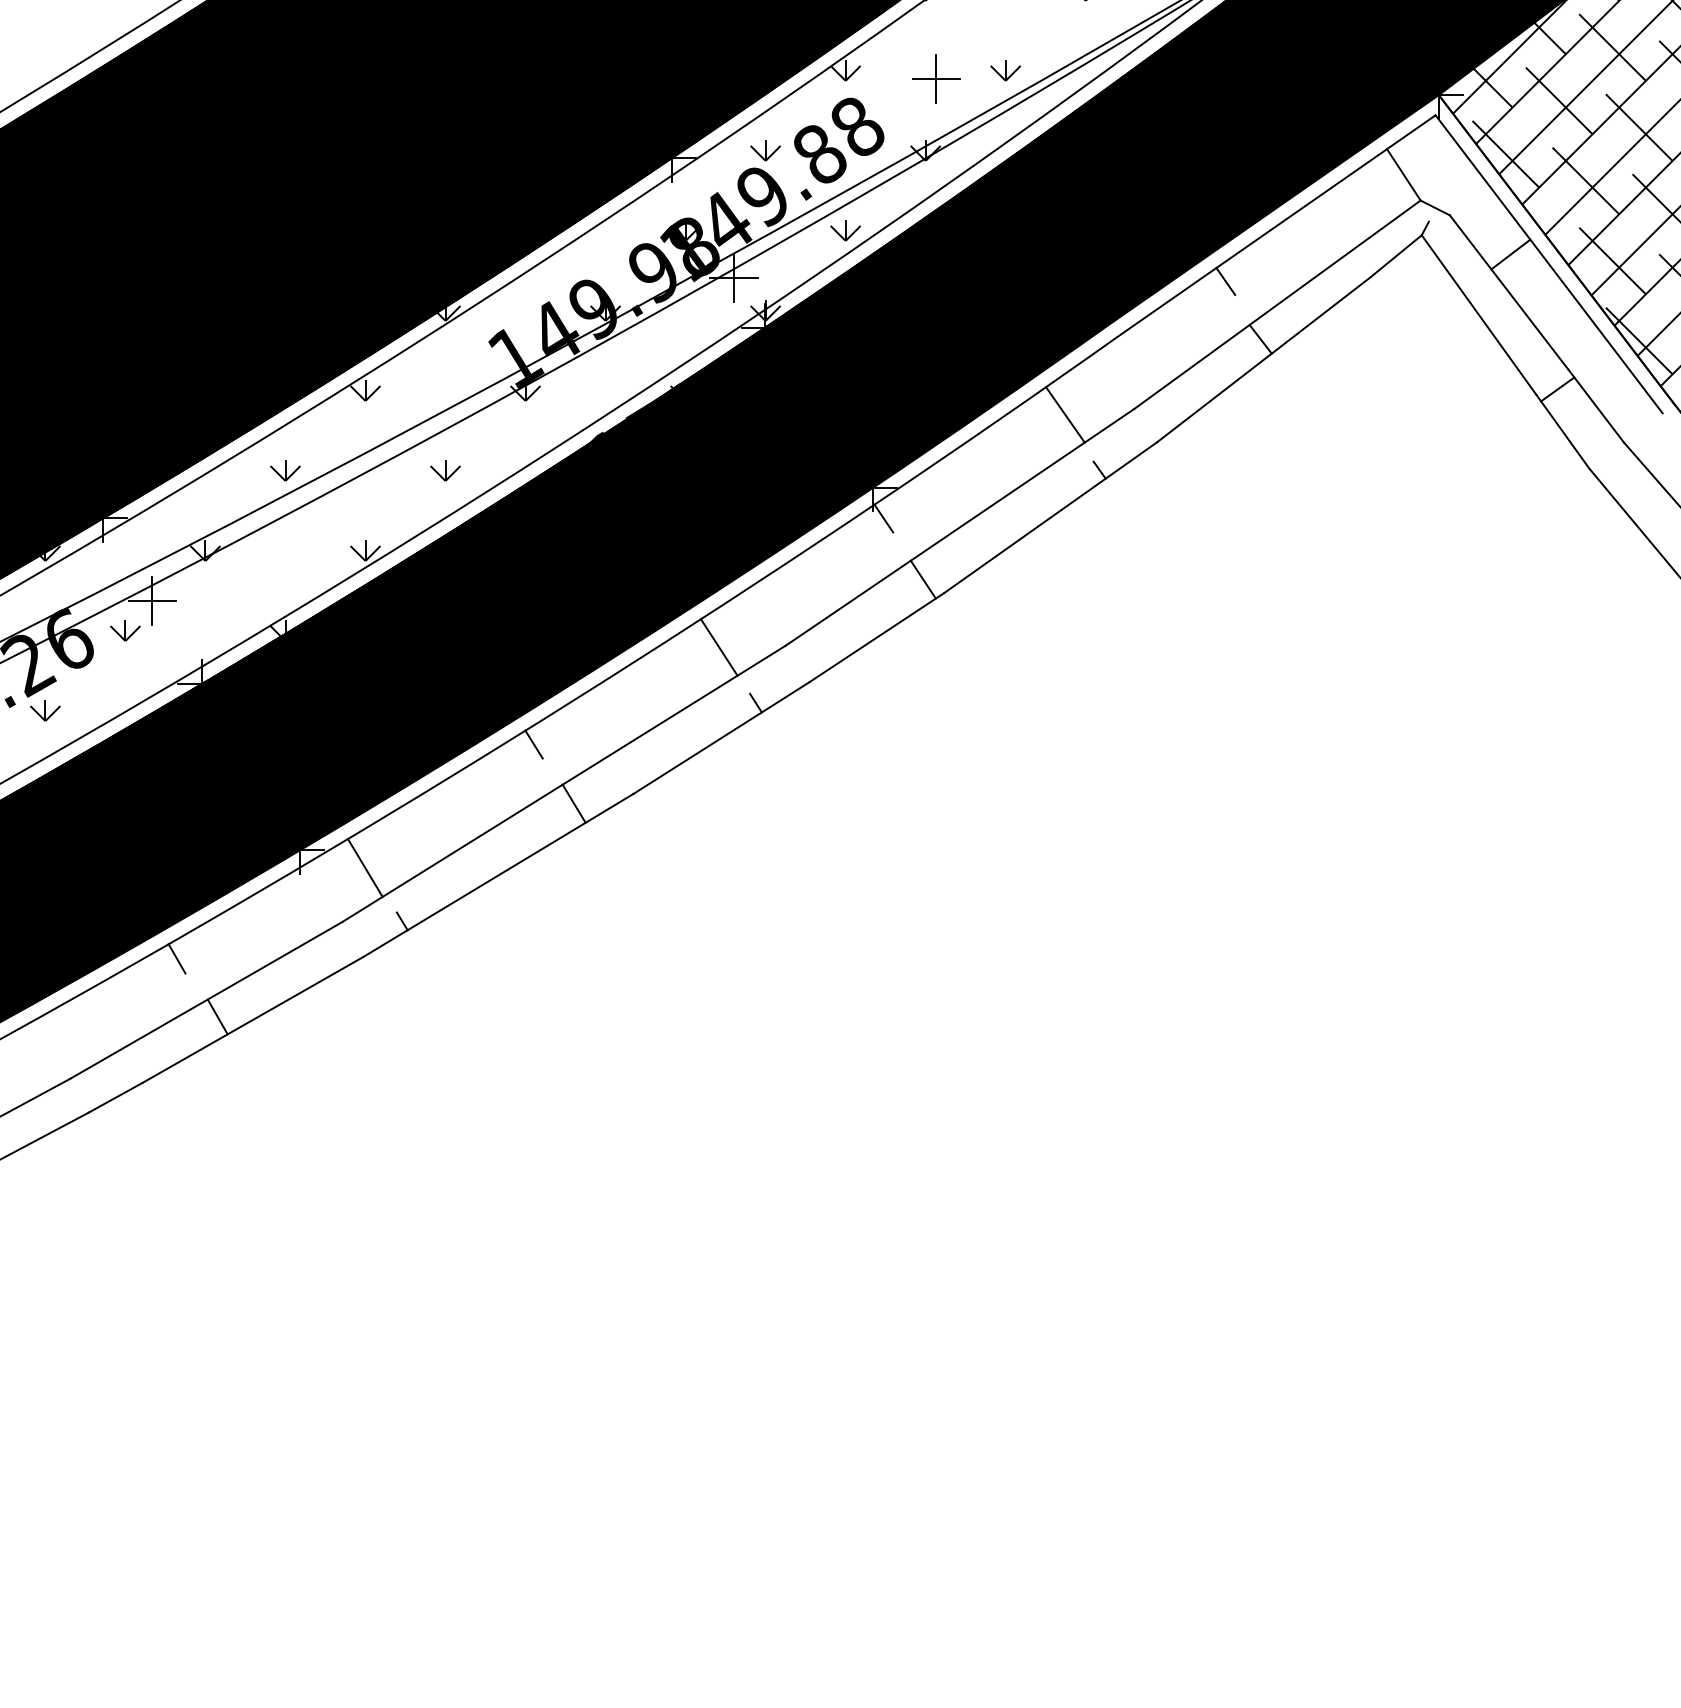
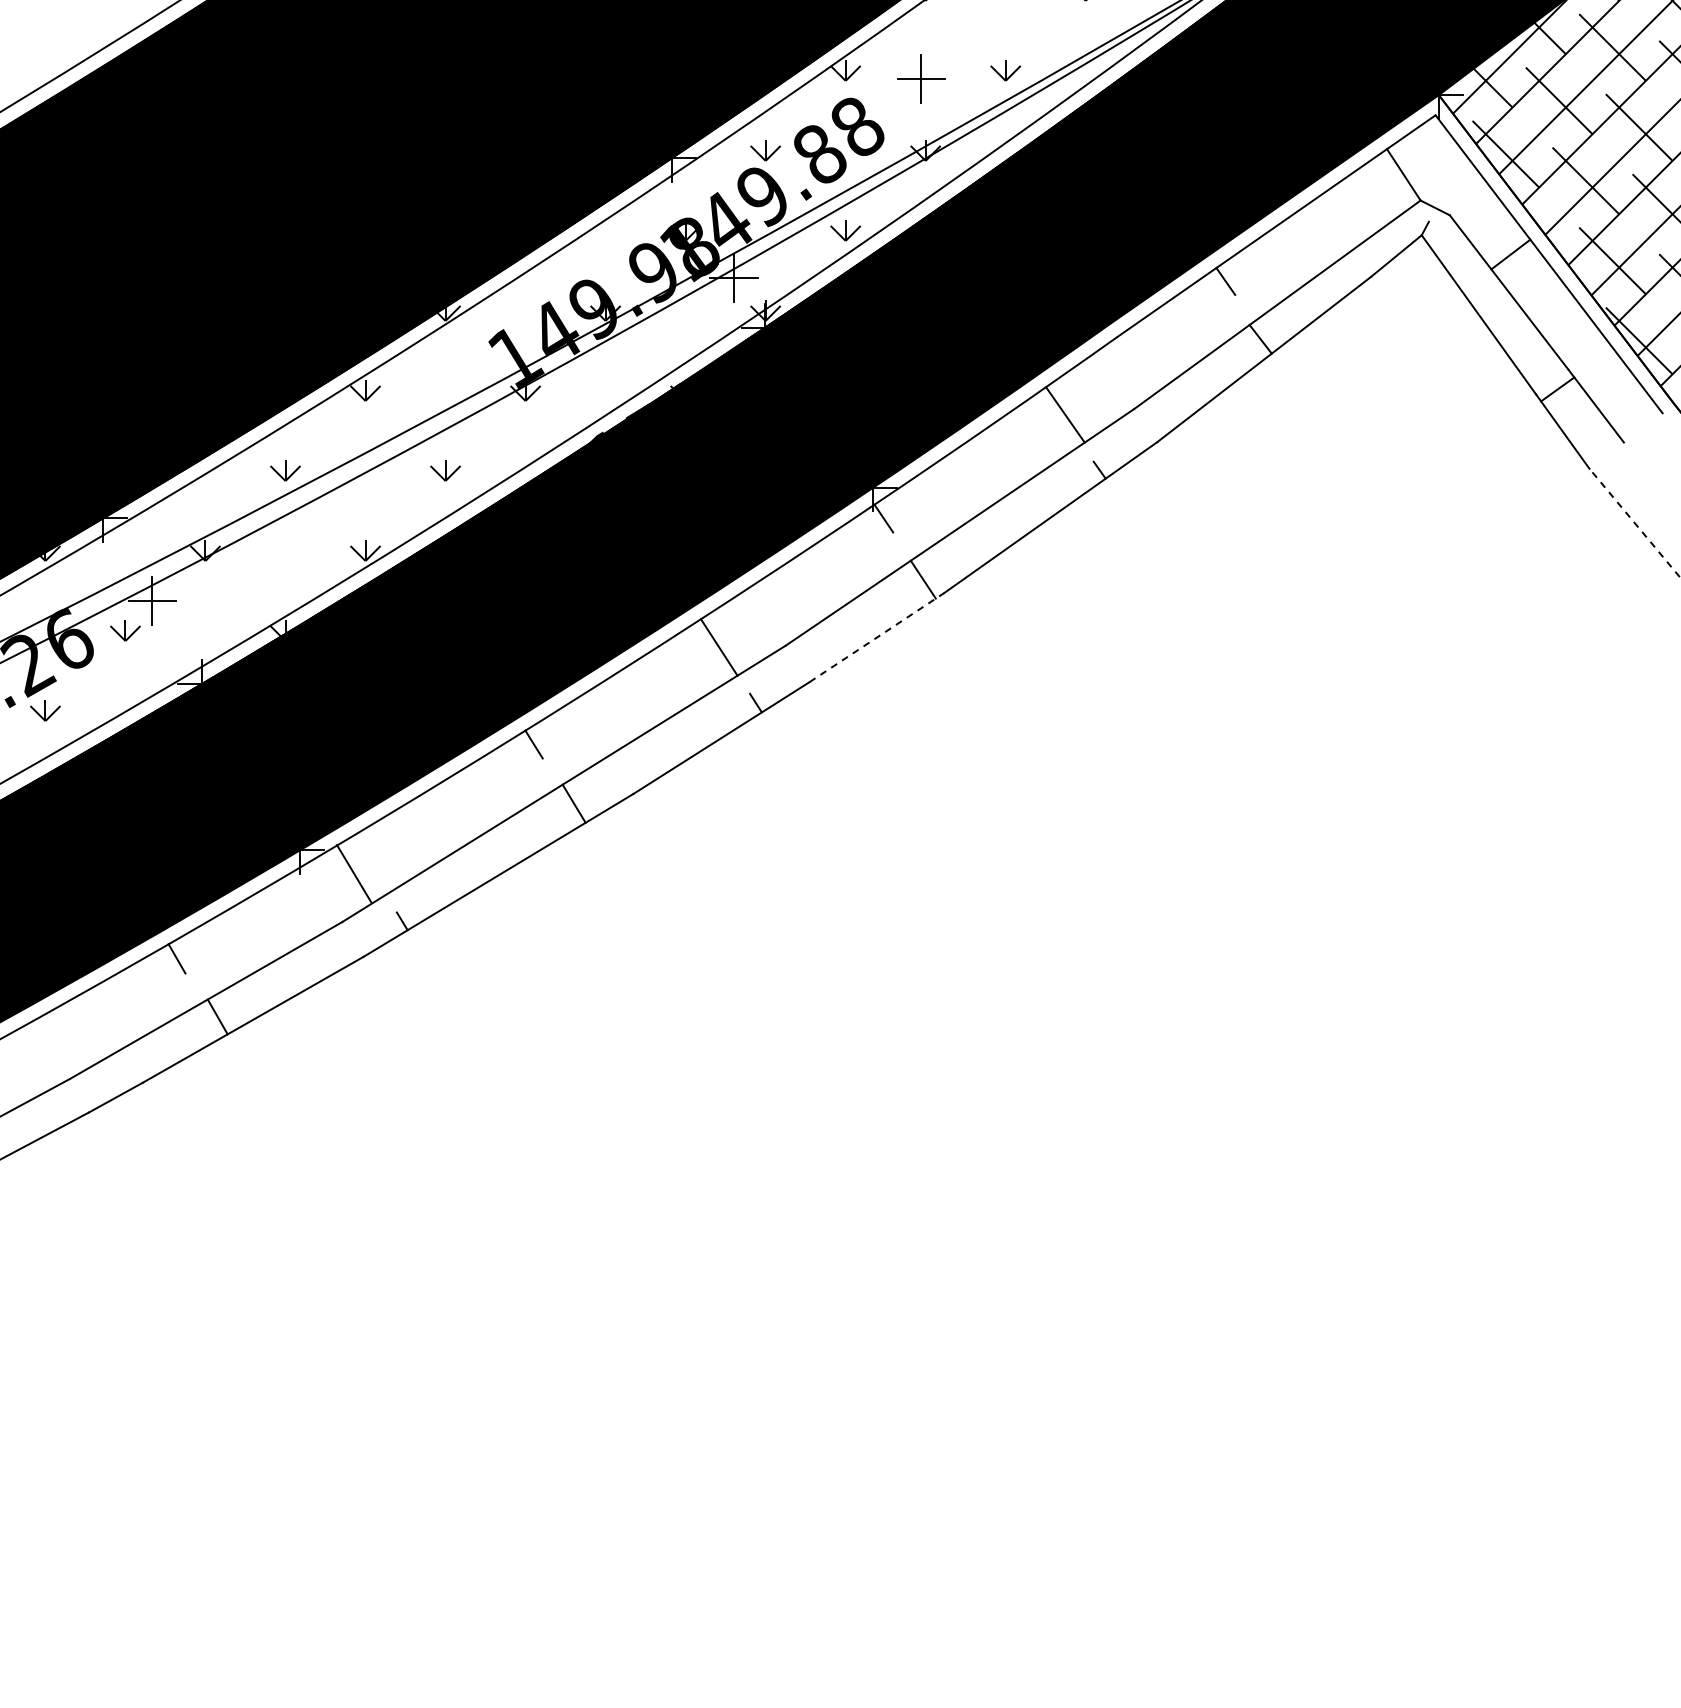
part position: (936, 78) -> (921, 78) (921, 78)
line: present -> none (1650, 473)
line: solid -> dashed (1634, 523)
line: solid -> dashed (876, 637)
line position: (364, 867) -> (353, 873) (353, 873)
